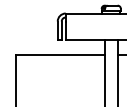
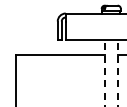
line: solid -> dashed (104, 72)
line: solid -> dashed (117, 72)
